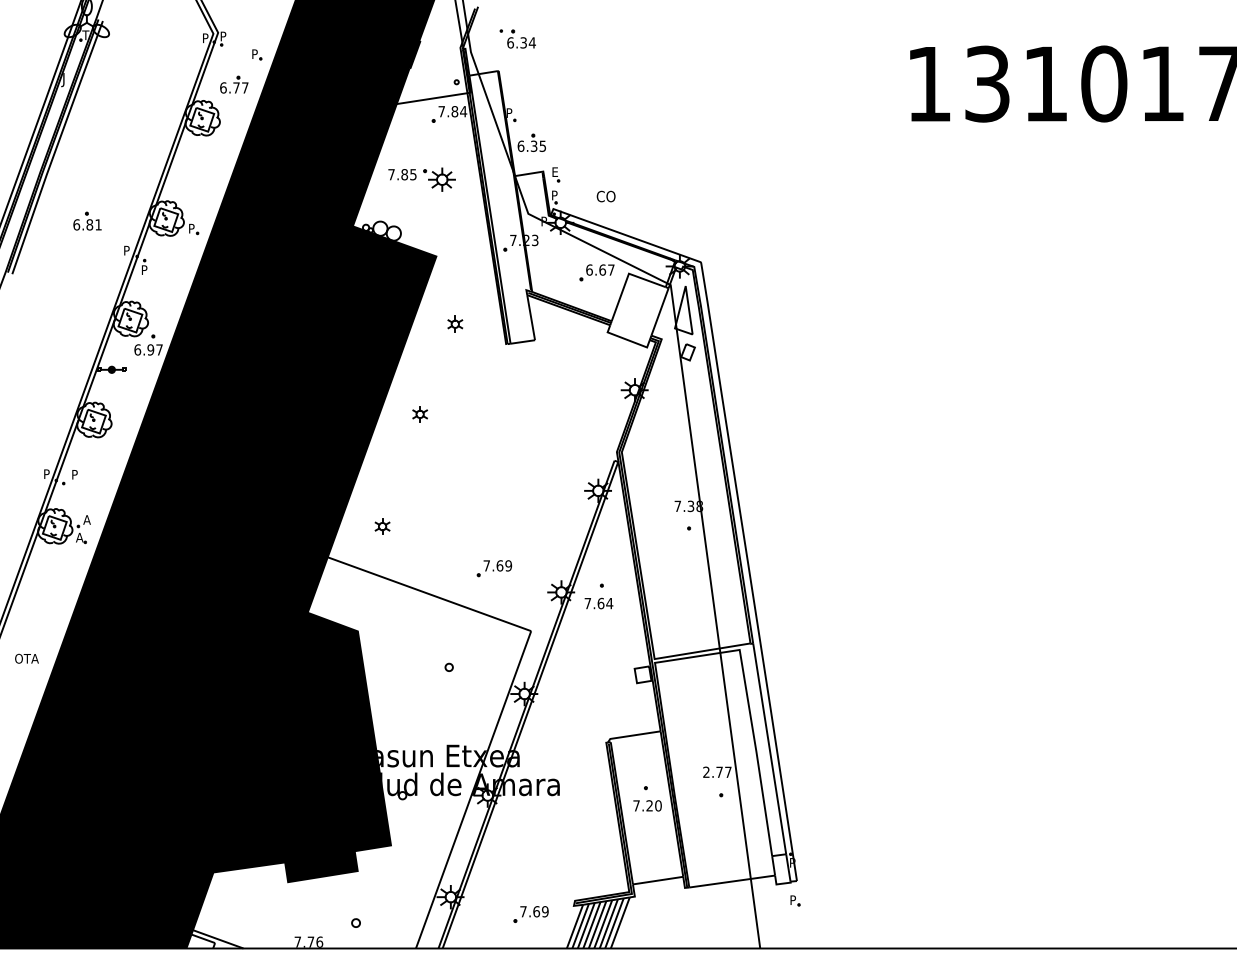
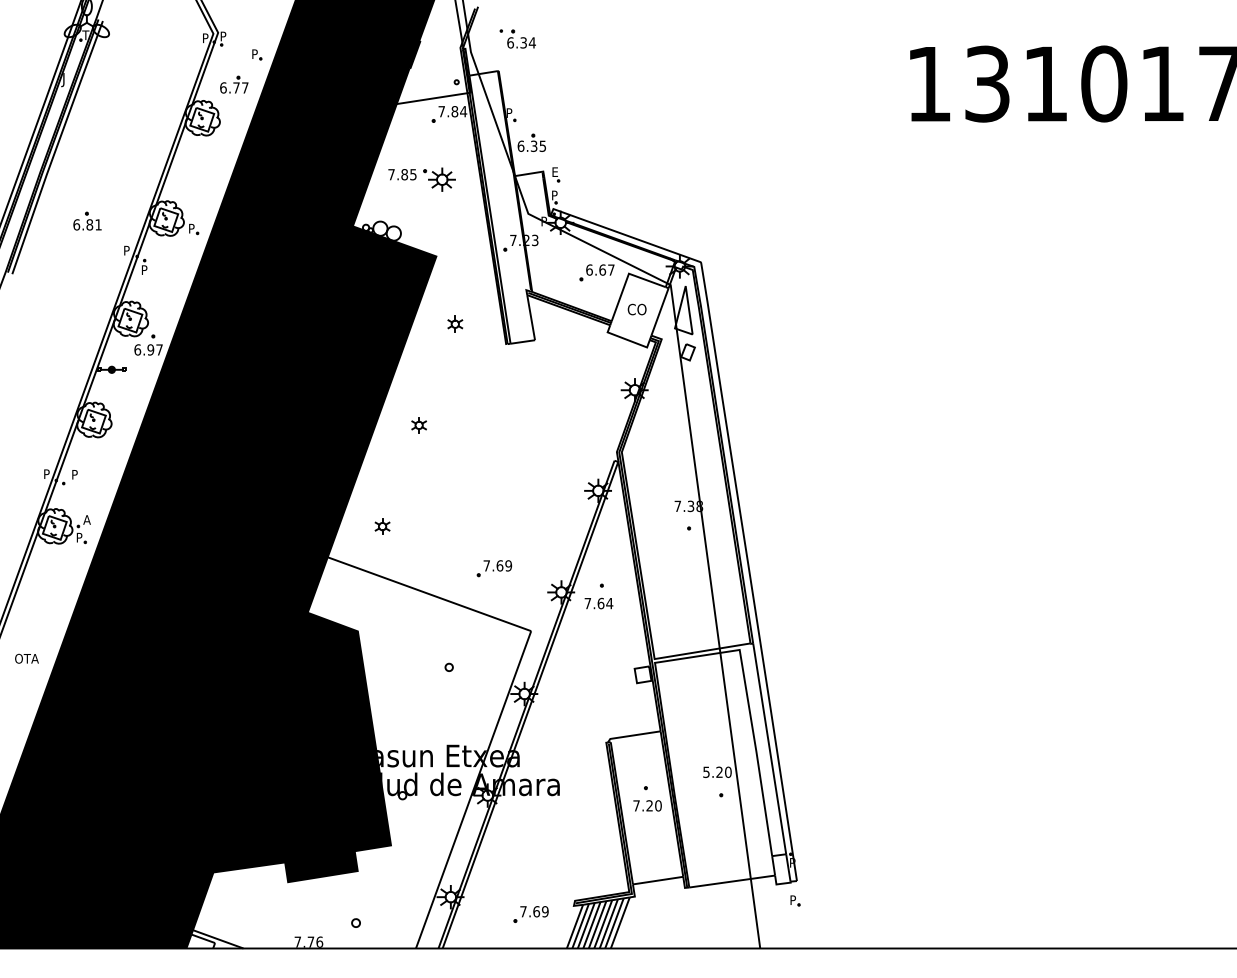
text position: (605, 196) -> (636, 309) (636, 309)
part position: (419, 414) -> (418, 425) (418, 425)
text: A -> P (79, 537)
text: 2.77 -> 5.20 (717, 772)
